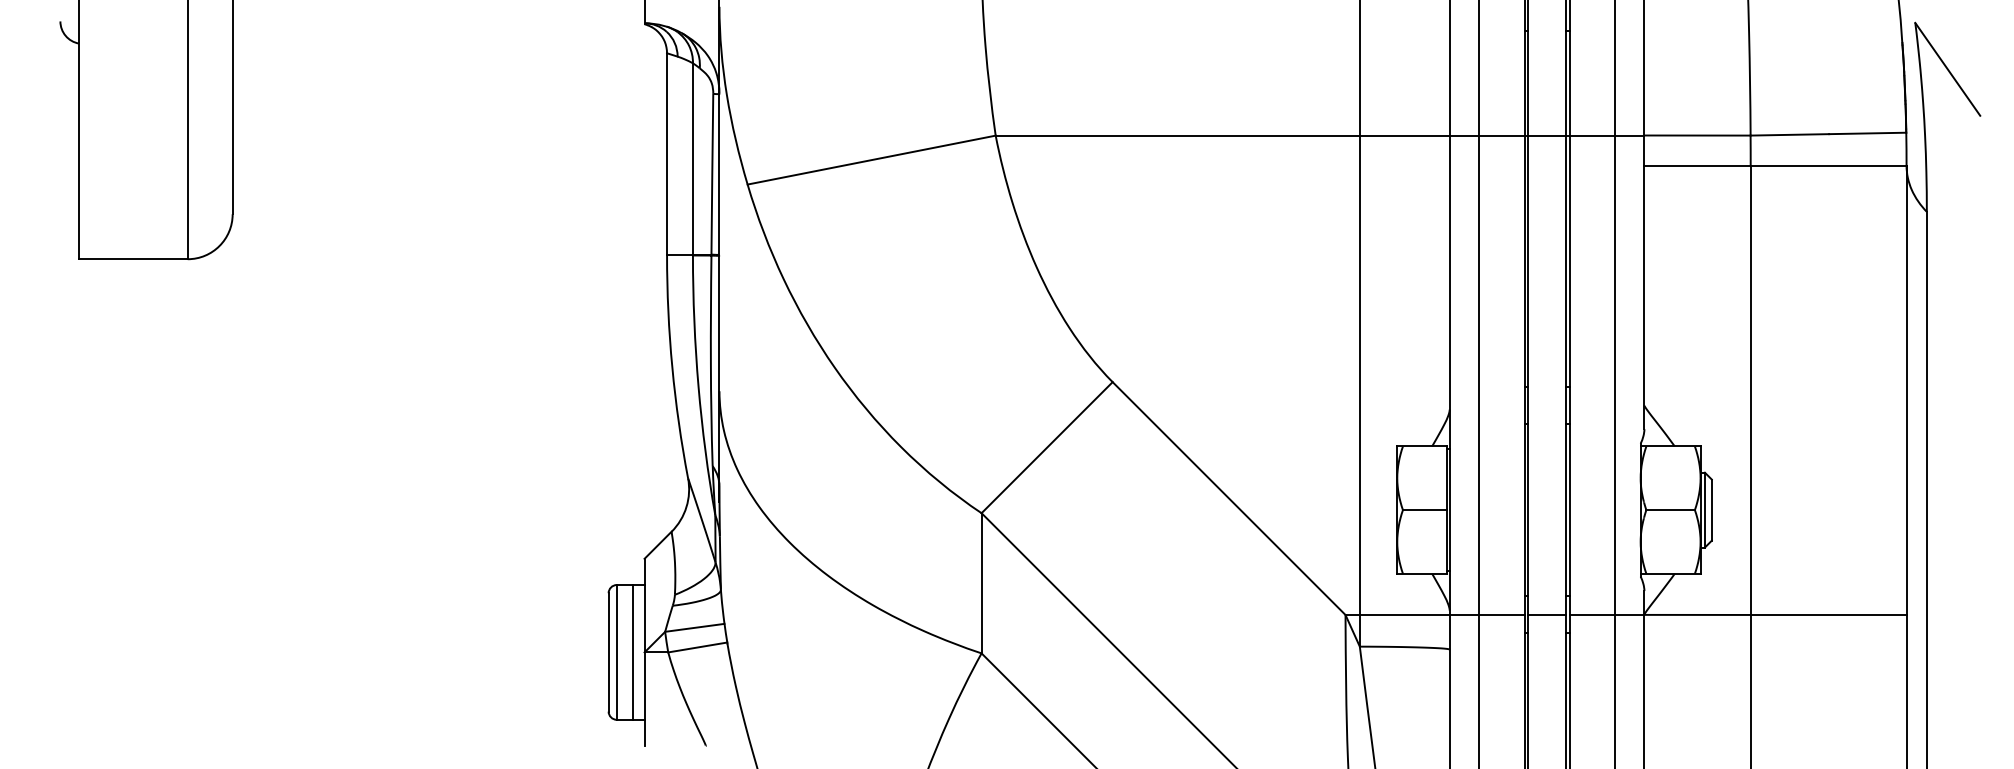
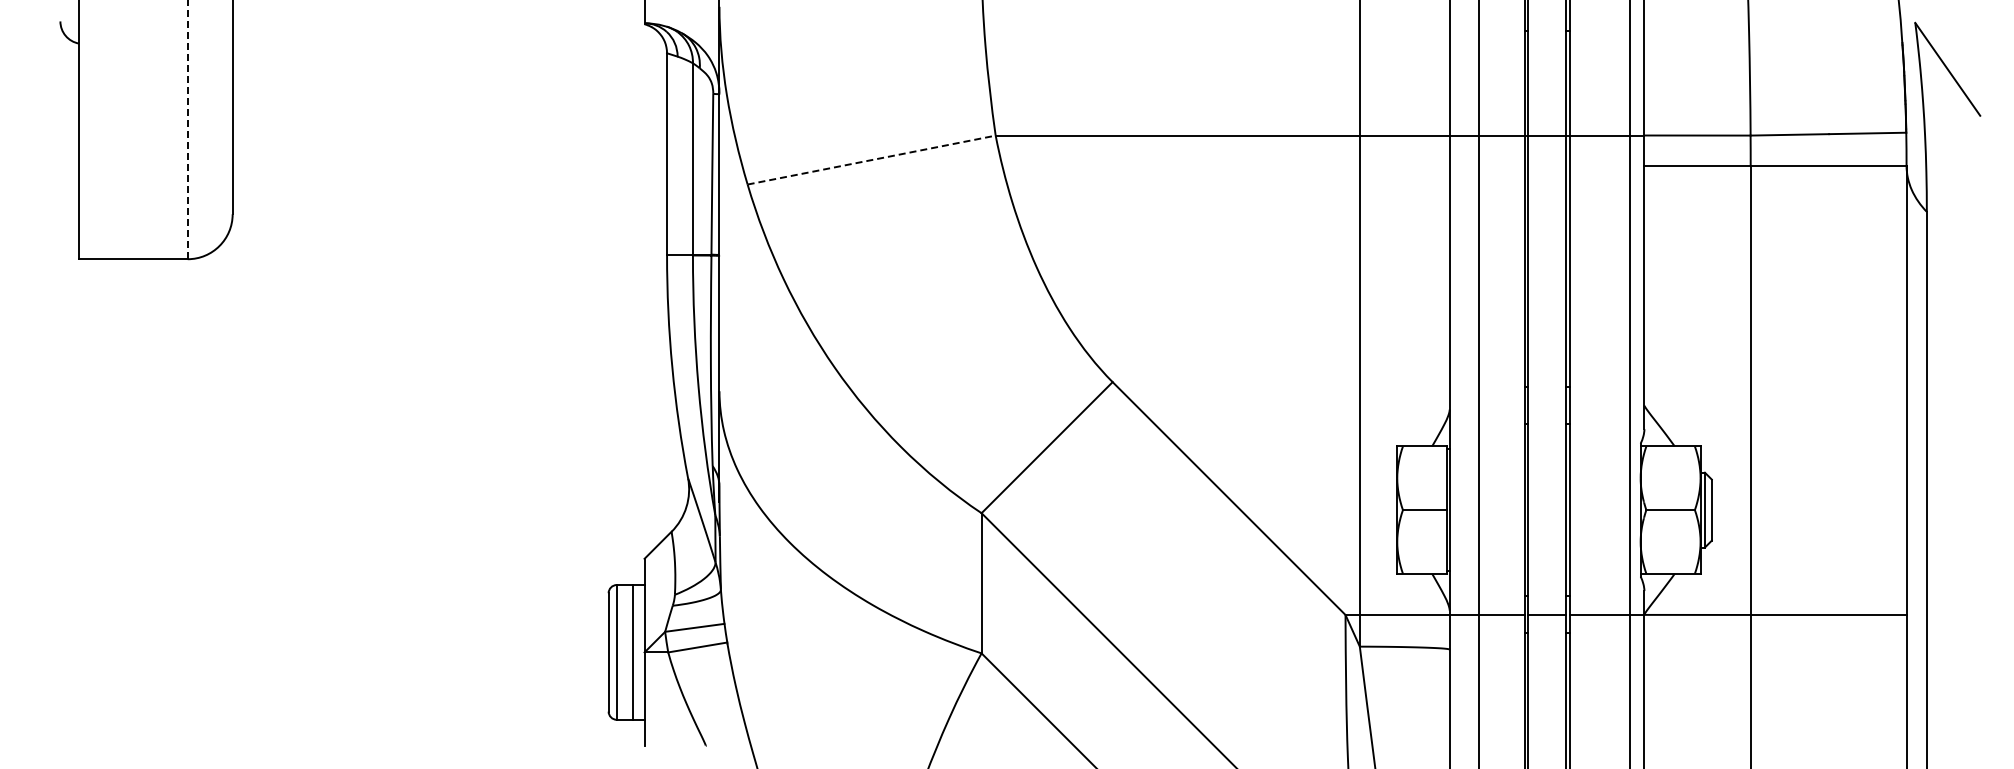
line: solid -> dashed (187, 129)
line: solid -> dashed (872, 160)
line position: (1614, 383) -> (1629, 383) (1629, 383)
